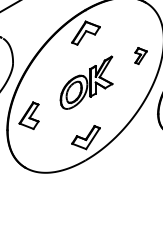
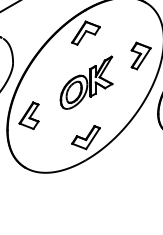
part size: 14x18 px -> 22x30 px (140, 55)
